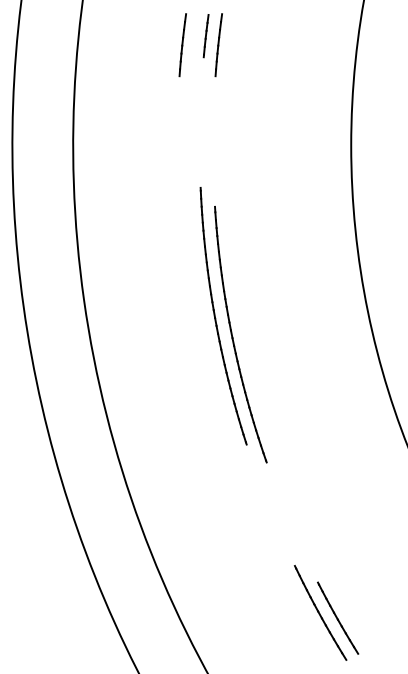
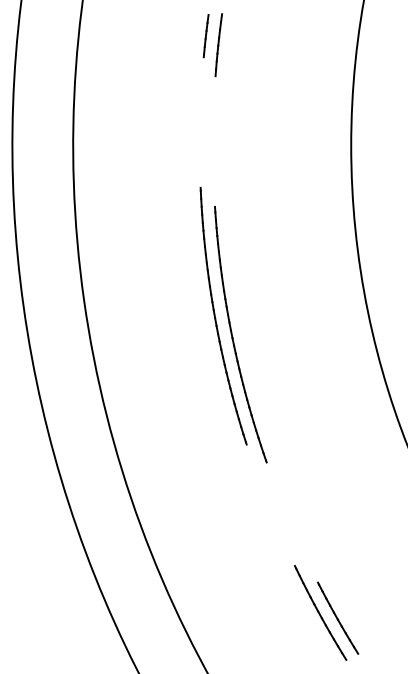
line: present -> none (182, 45)
